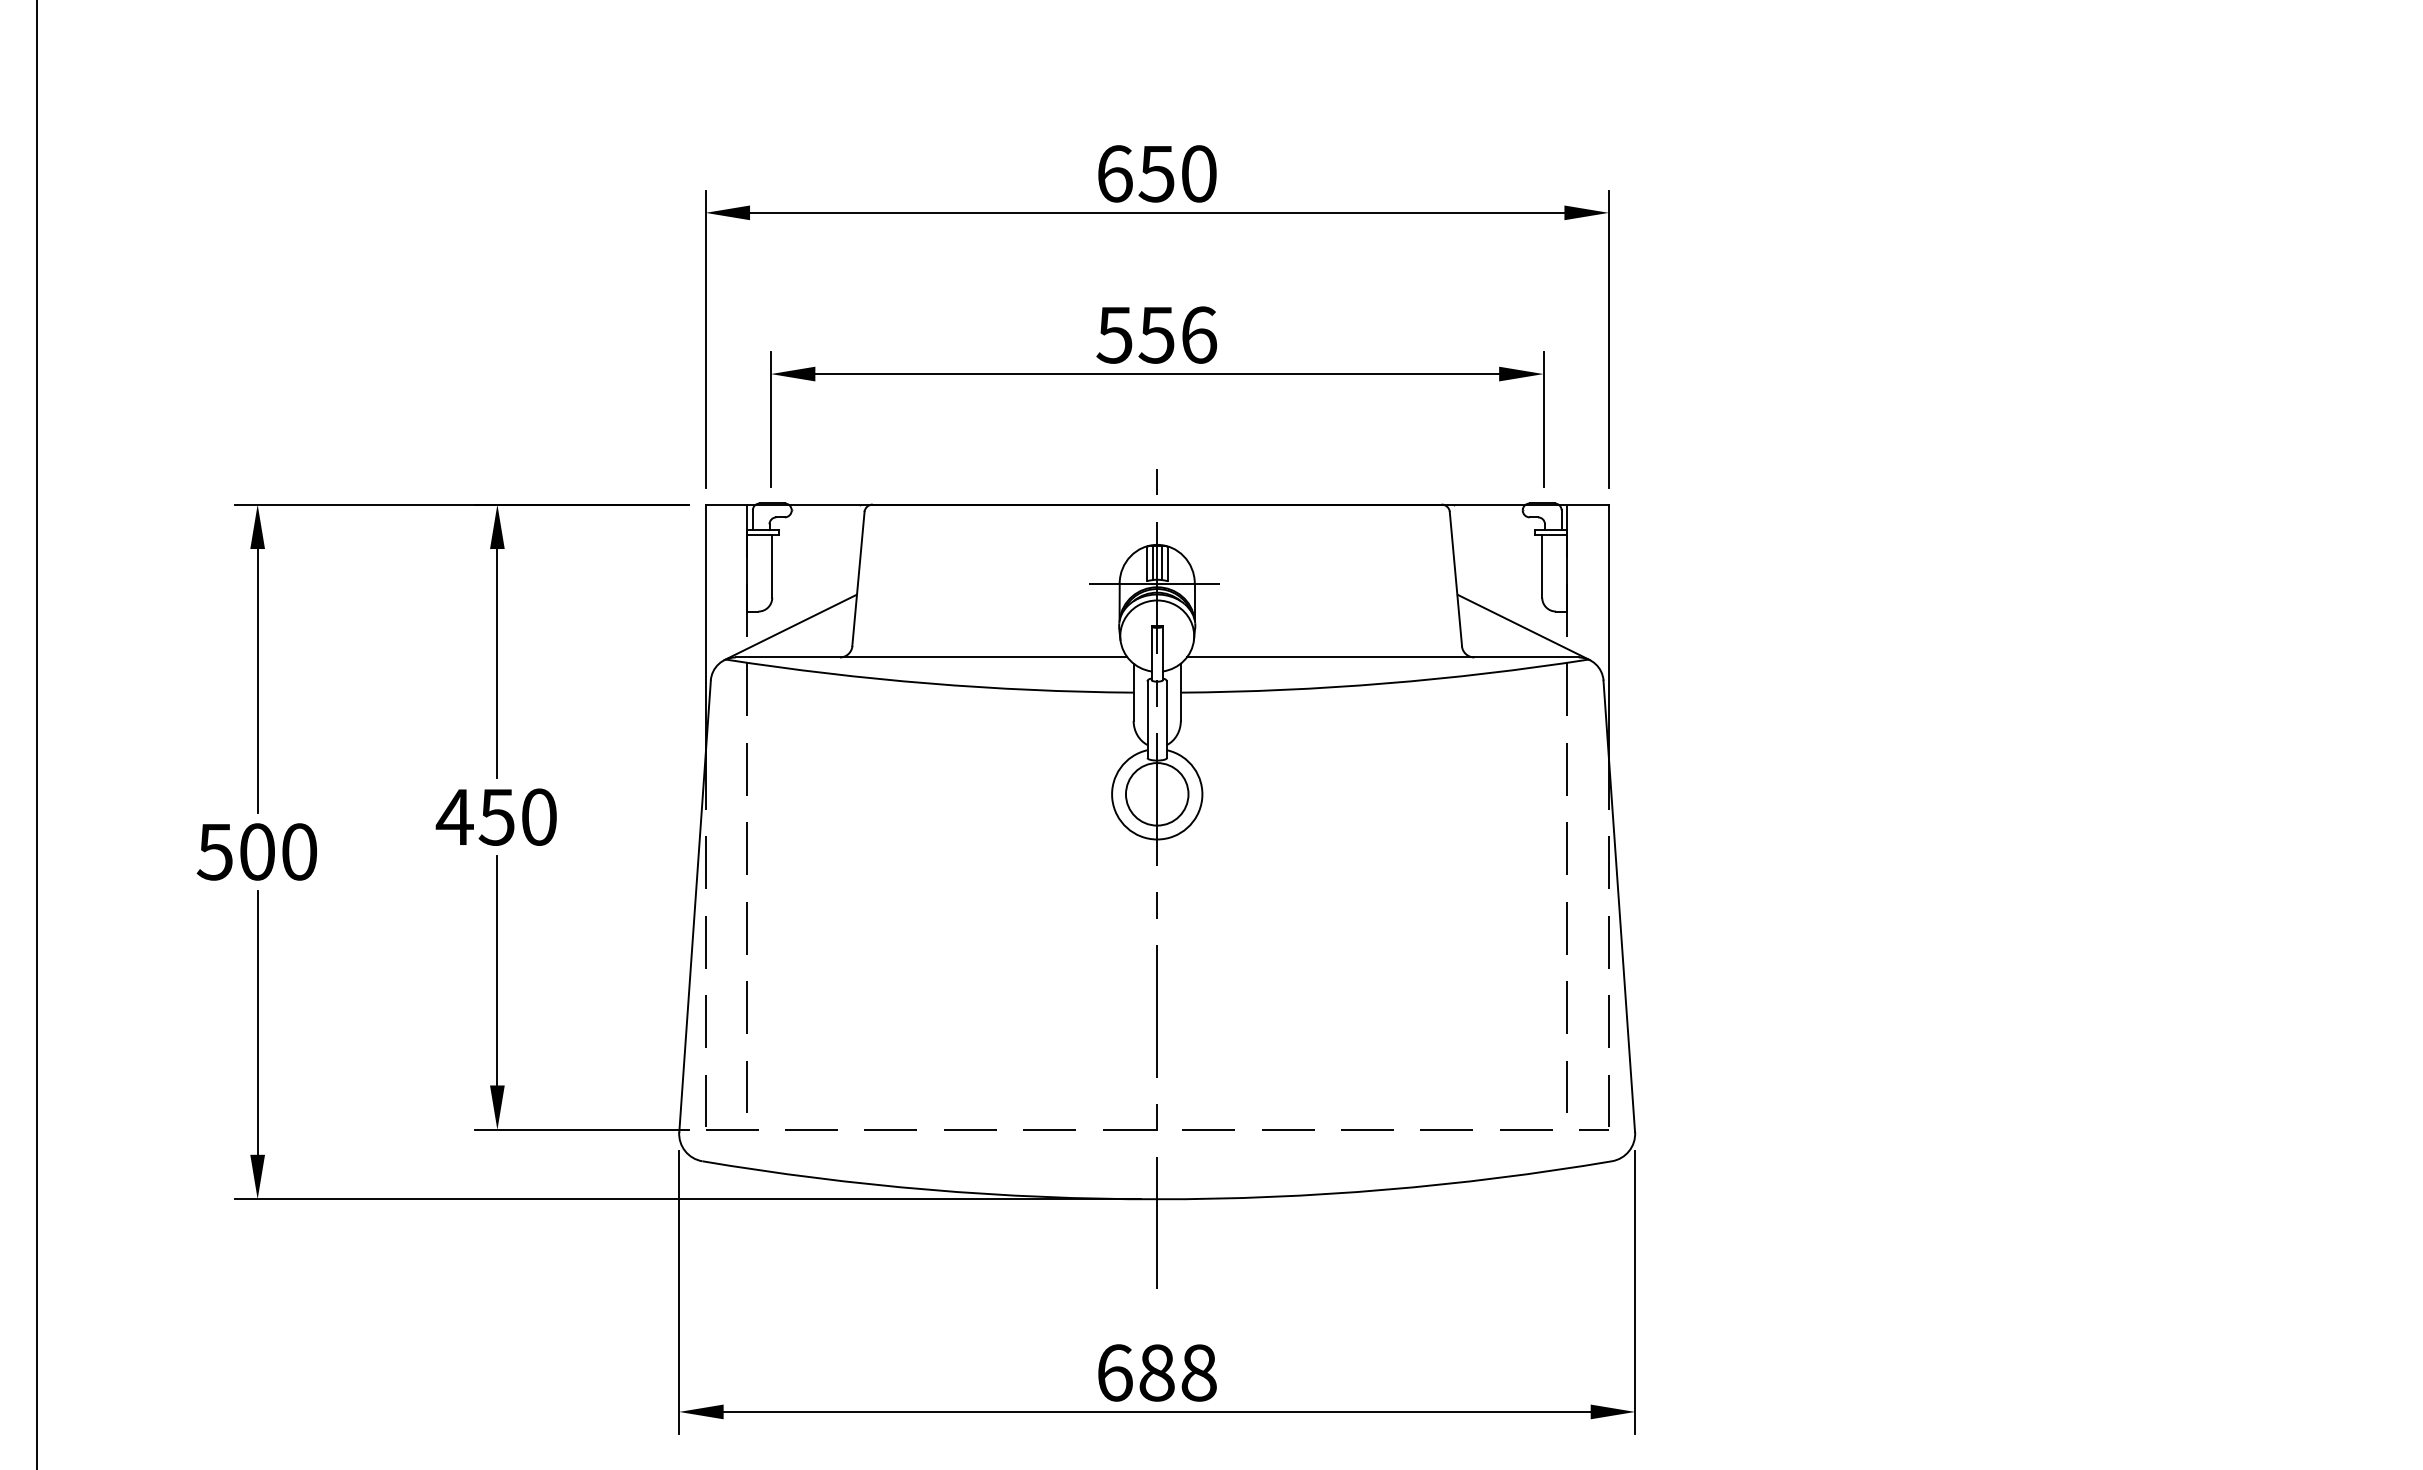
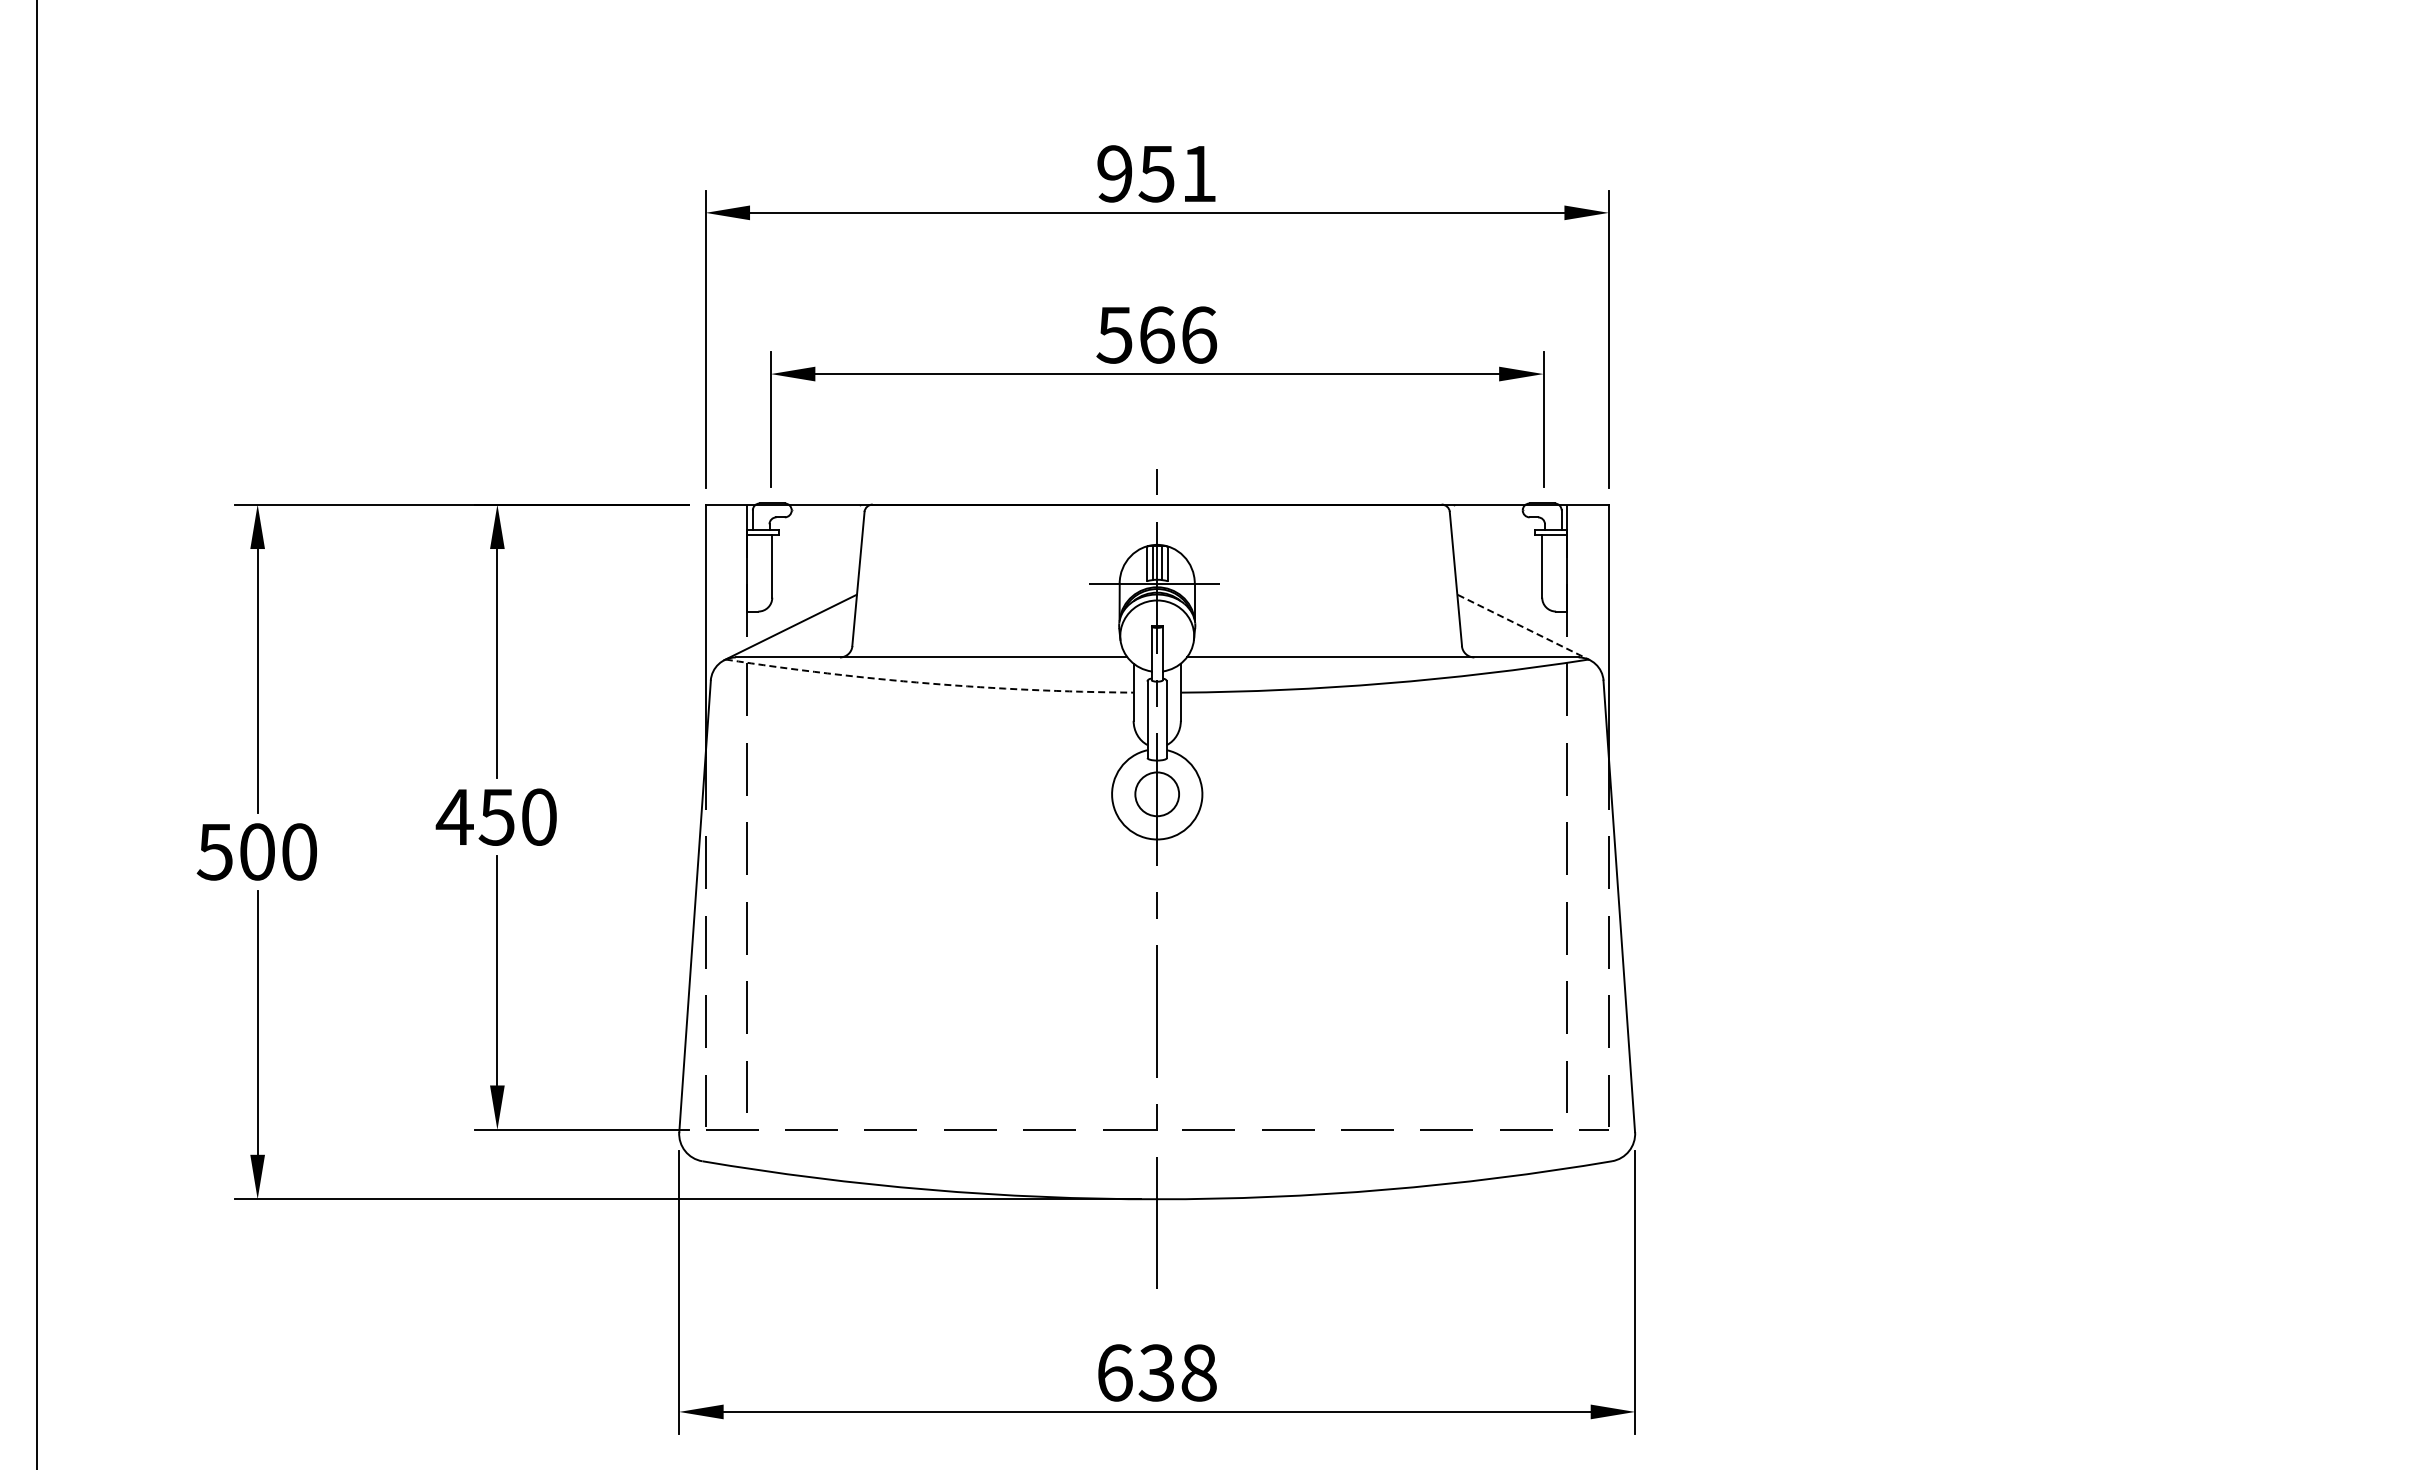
text: 650 -> 951 (1156, 173)
text: 556 -> 566 (1156, 334)
line: solid -> dashed (1523, 627)
arc: solid -> dashed (929, 683)
circle diameter: 63 px -> 44 px (1157, 794)
text: 688 -> 638 (1156, 1372)
